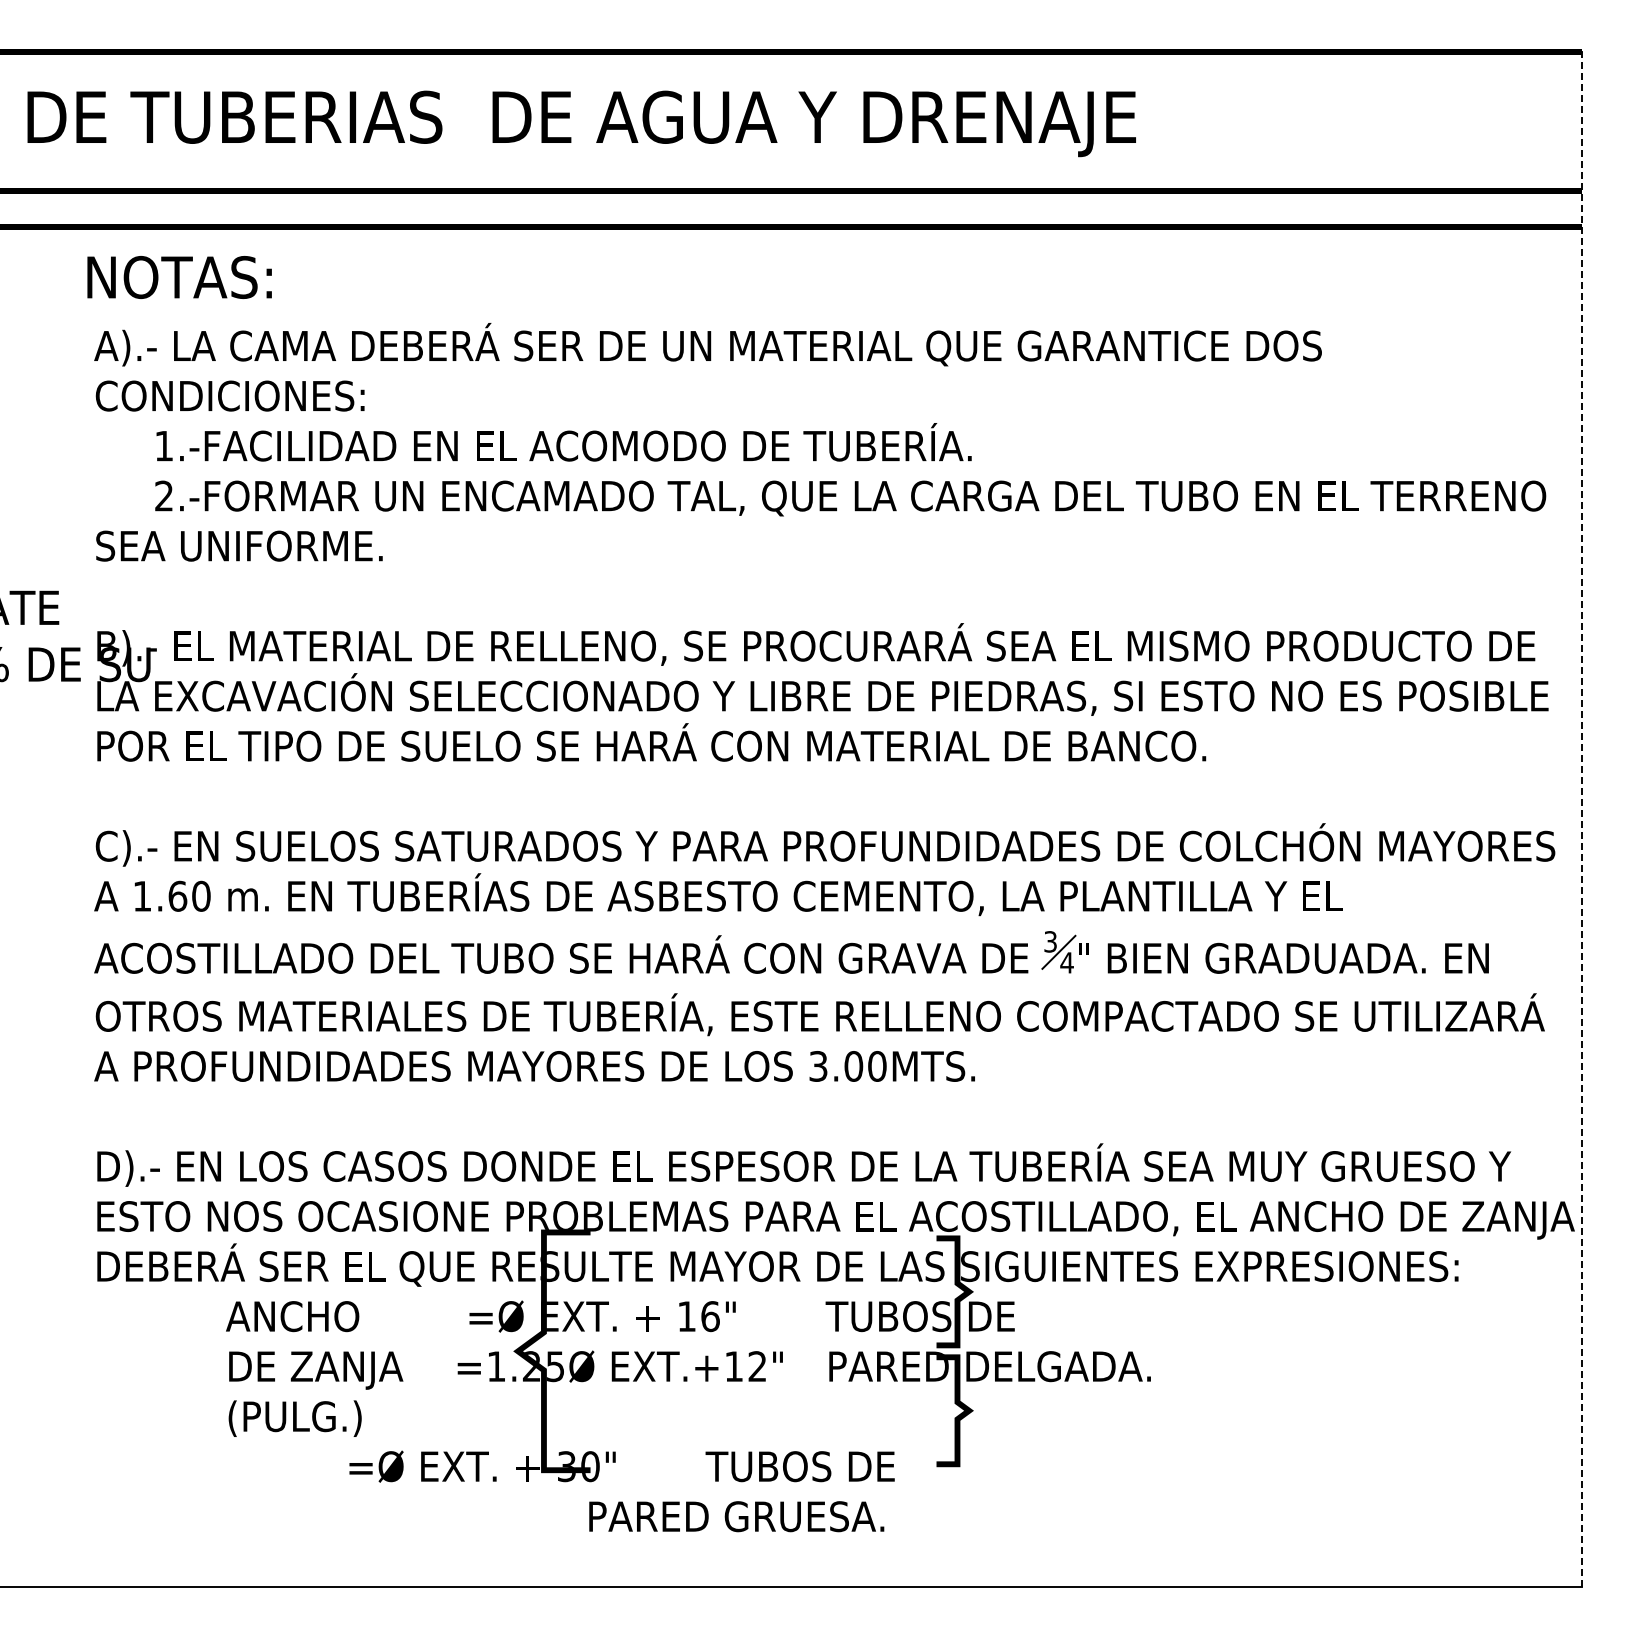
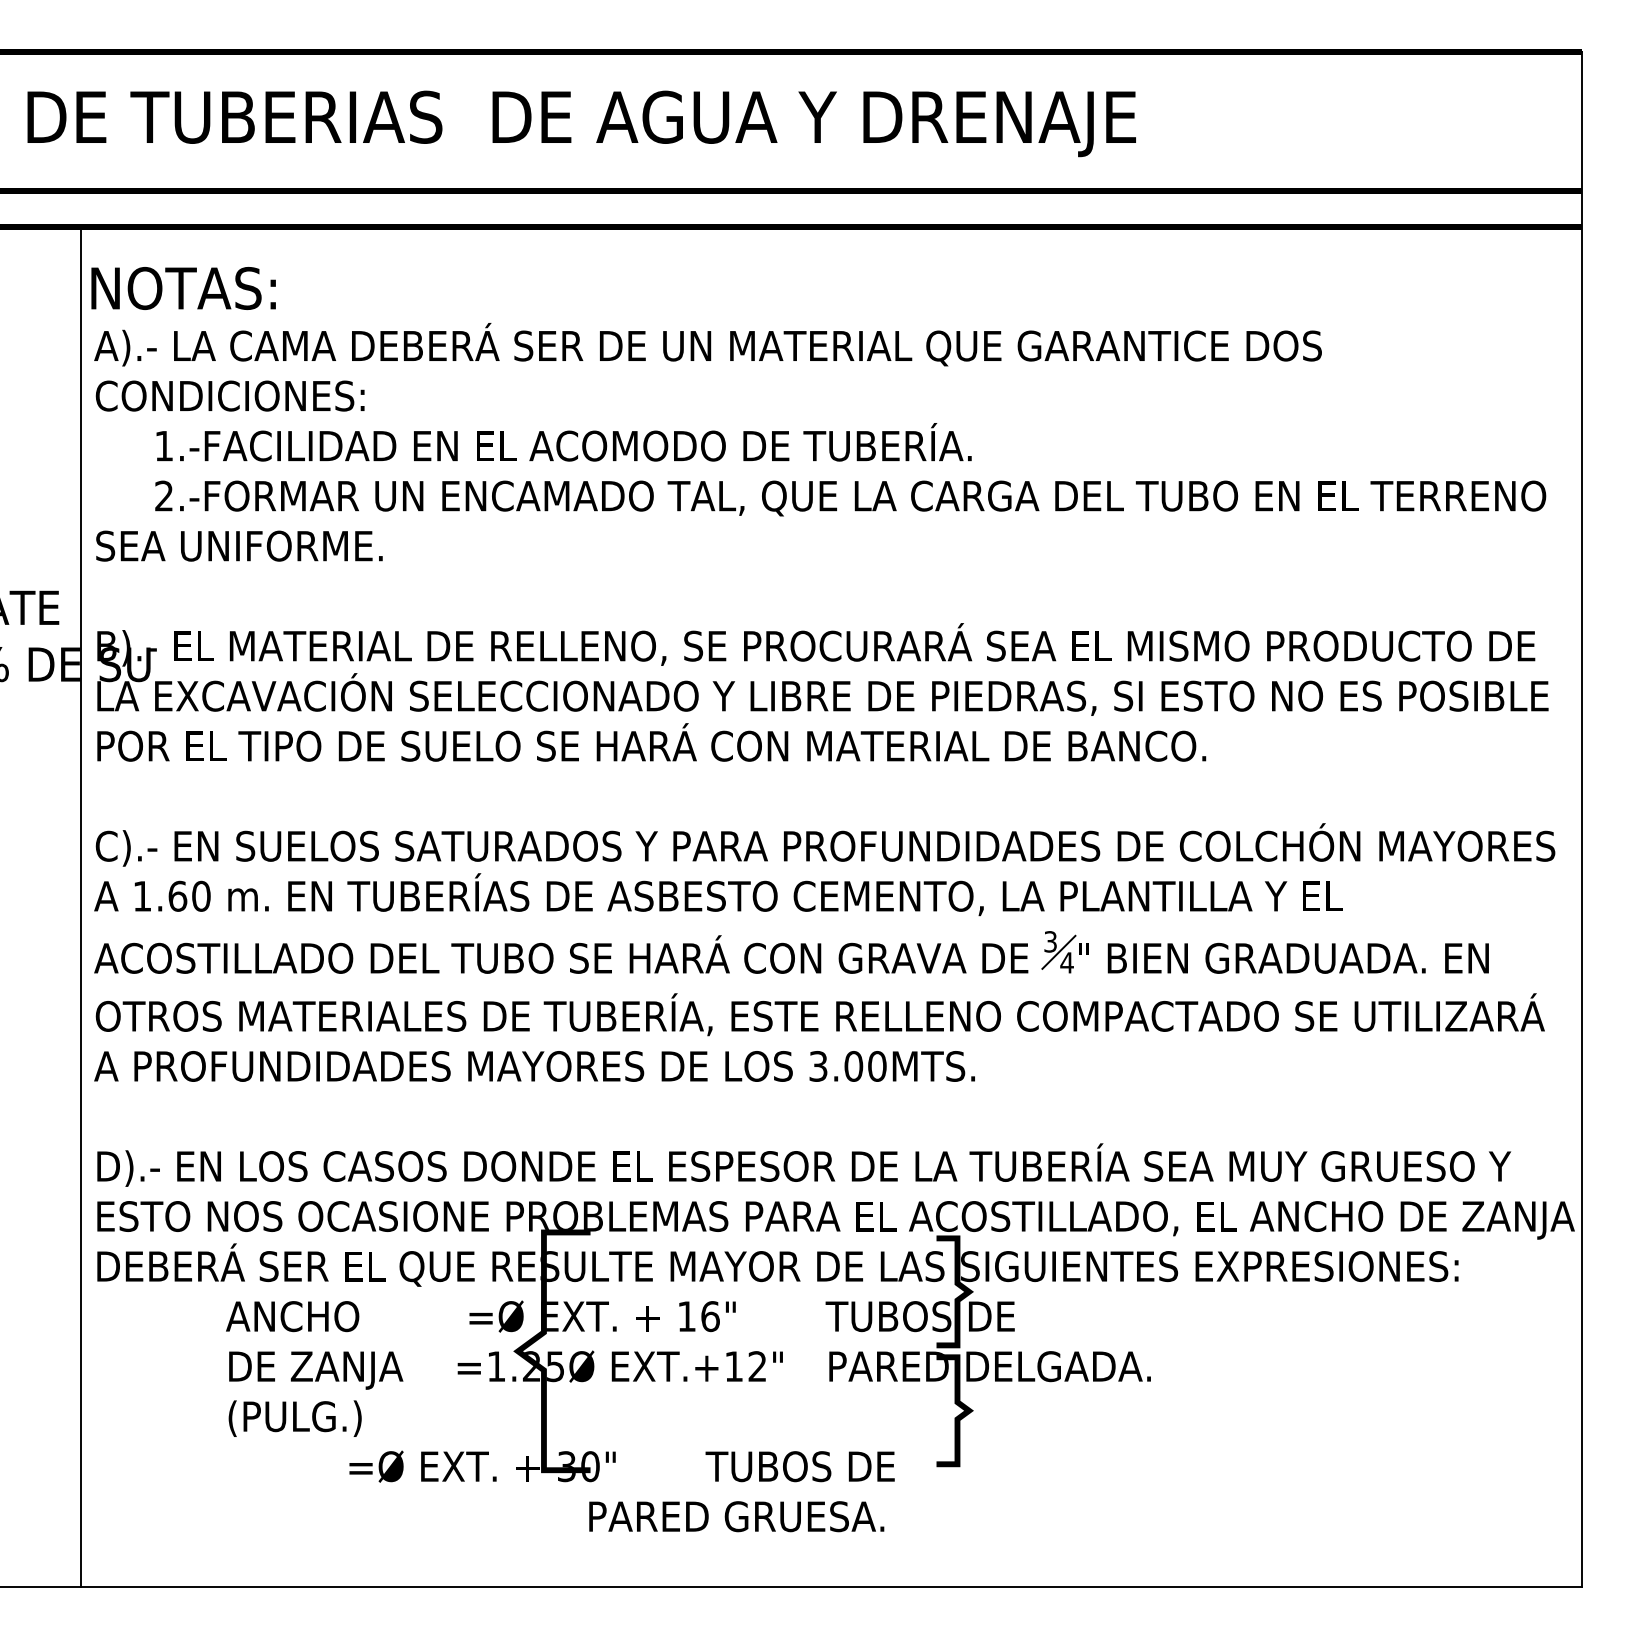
text position: (179, 277) -> (183, 288) (183, 288)
line: dashed -> solid (1581, 818)
line: none -> present (80, 906)
